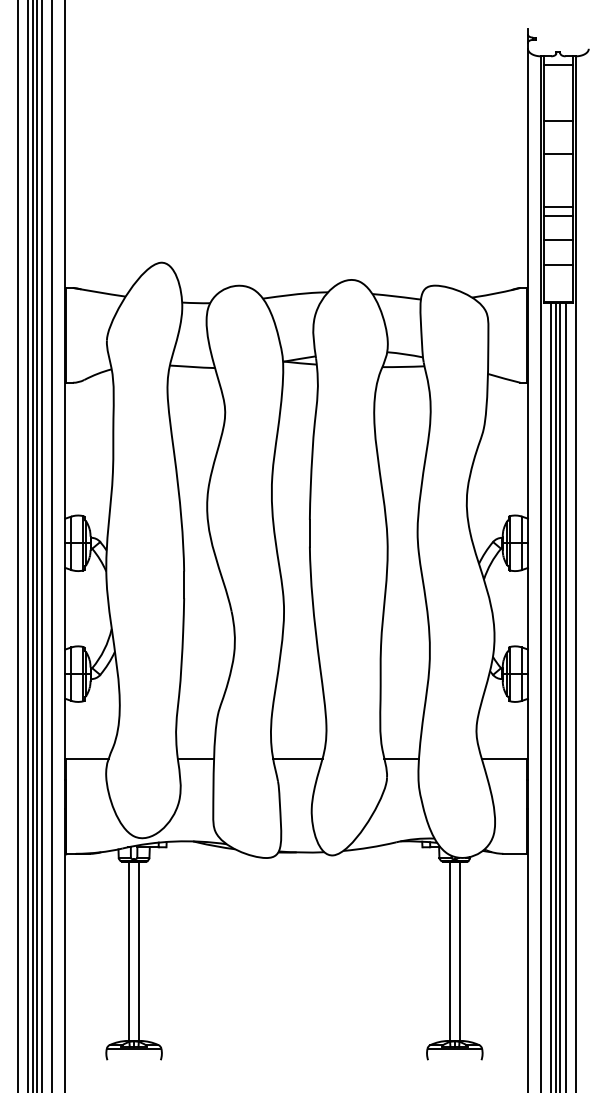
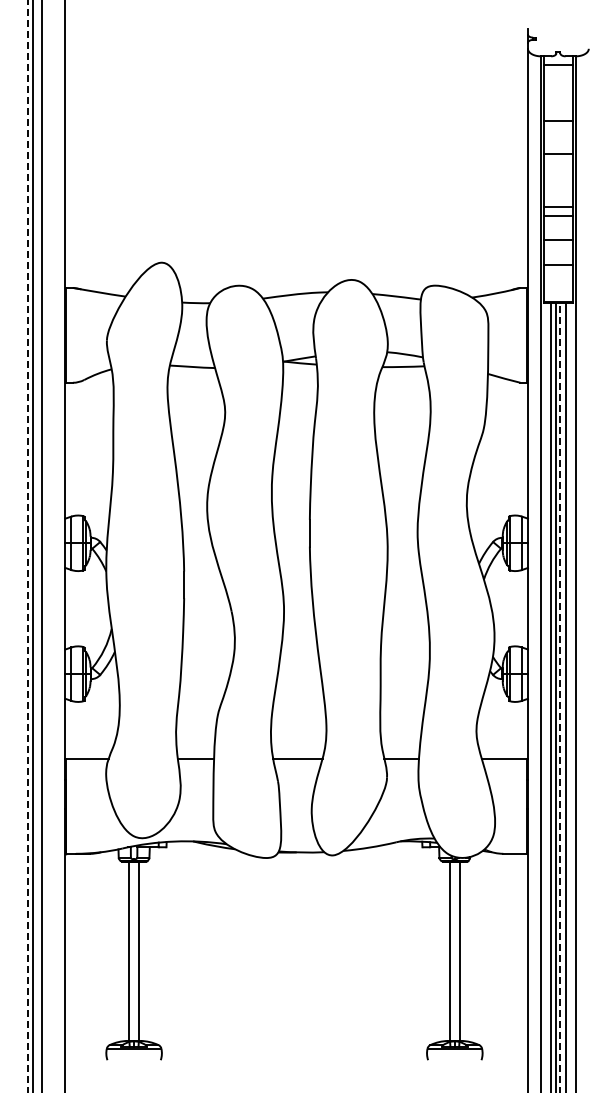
line: present -> none (17, 545)
line: present -> none (36, 545)
line: present -> none (52, 545)
line: solid -> dashed (27, 546)
line: solid -> dashed (560, 697)
